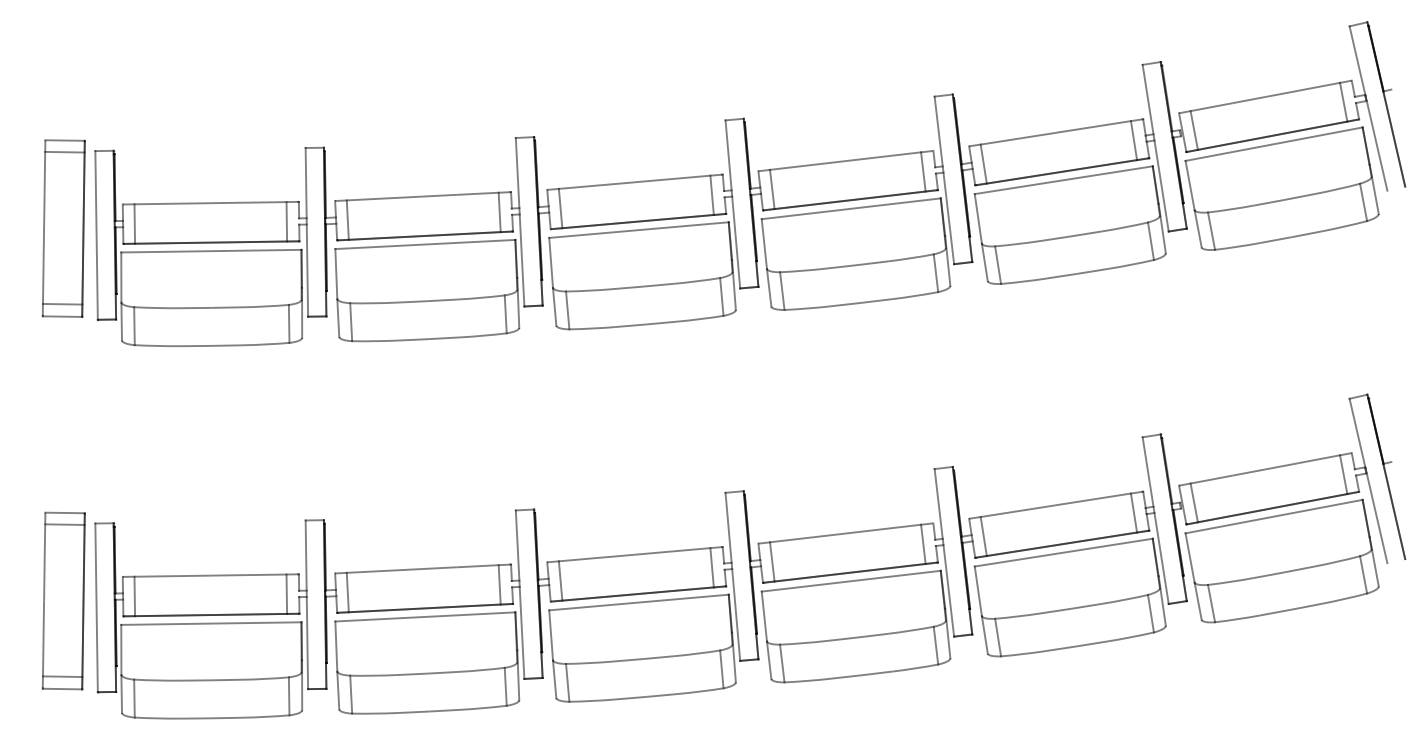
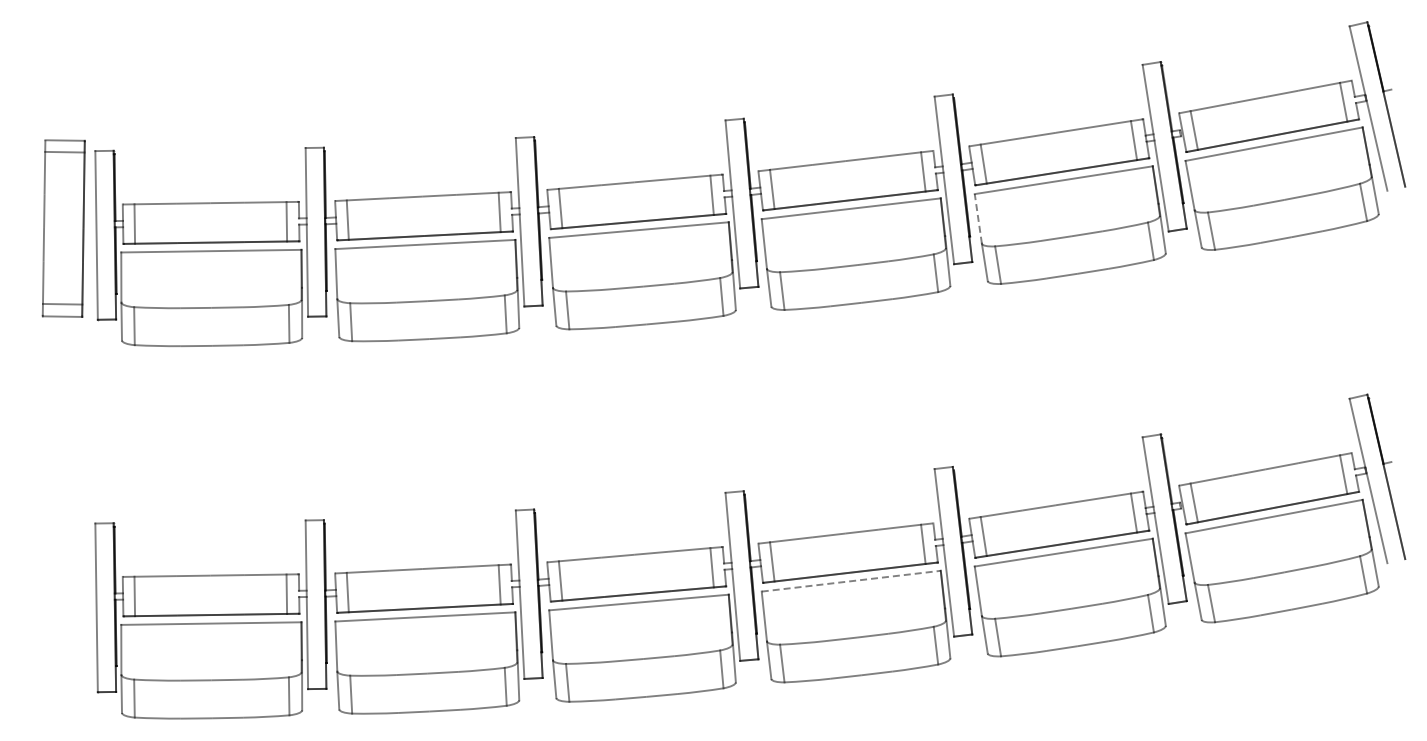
line: solid -> dashed (978, 218)
line: solid -> dashed (851, 581)
part: present -> none (63, 600)
